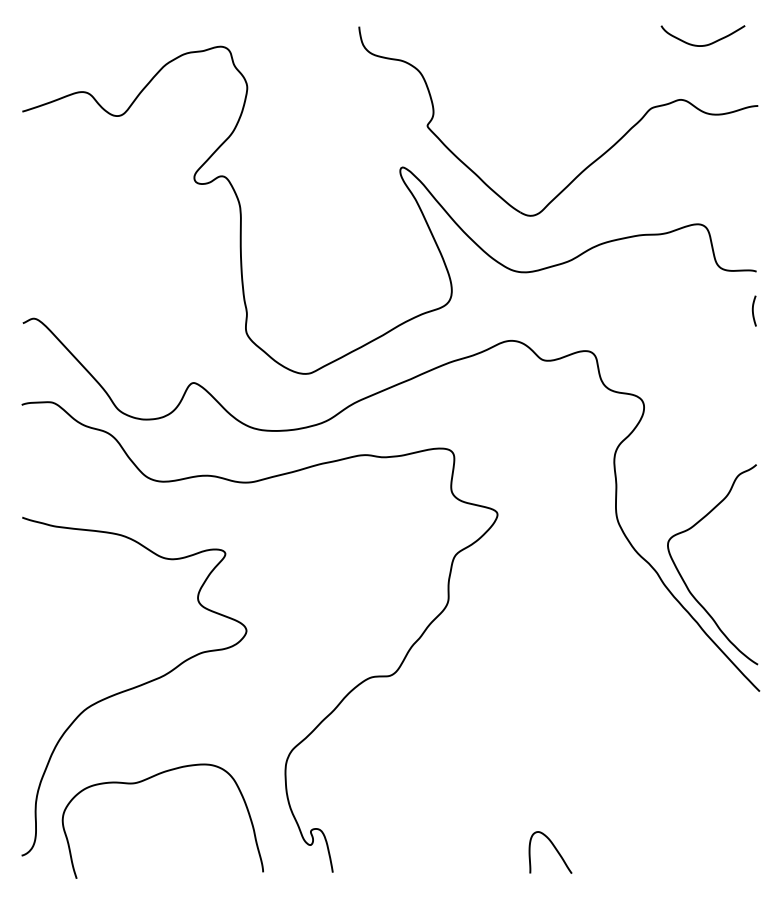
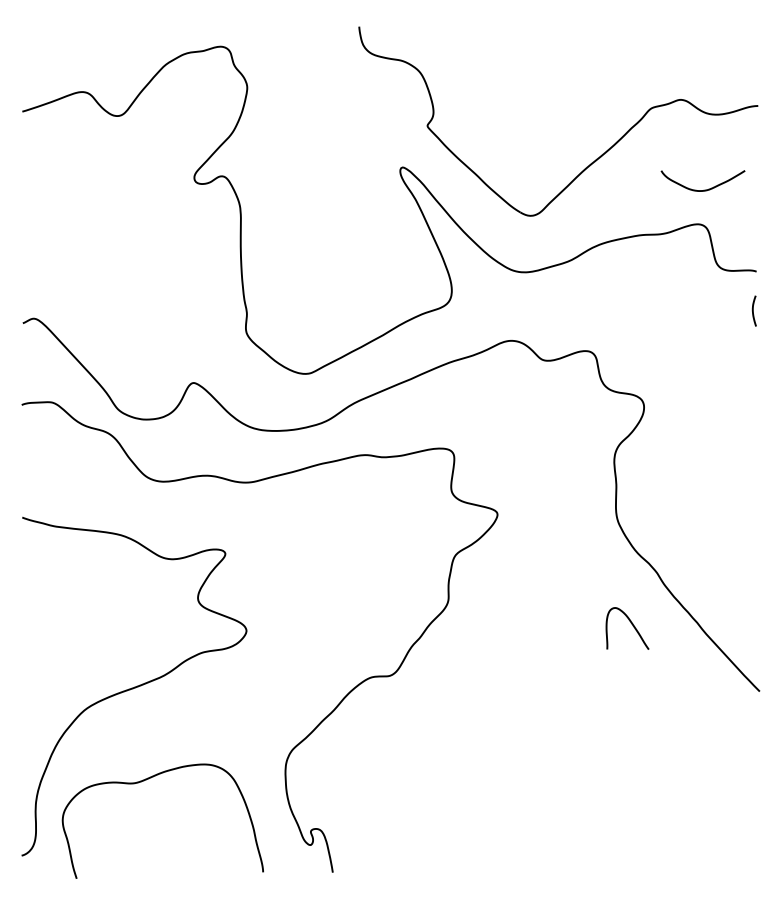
curve position: (704, 44) -> (704, 189) (704, 189)
curve: present -> none (683, 578)
curve position: (554, 848) -> (631, 624) (631, 624)
